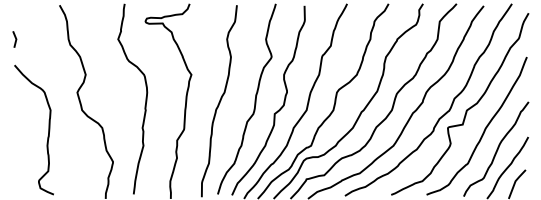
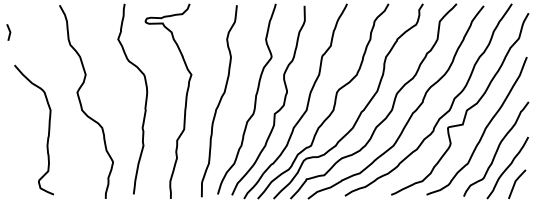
line position: (15, 39) -> (9, 32) (9, 32)
